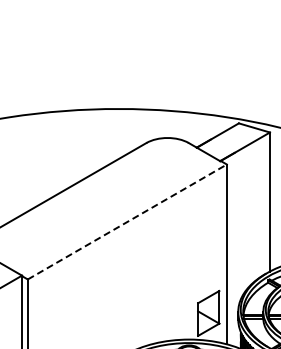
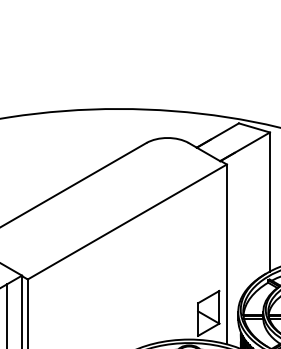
line: dashed -> solid (127, 222)
line: none -> present (7, 314)
